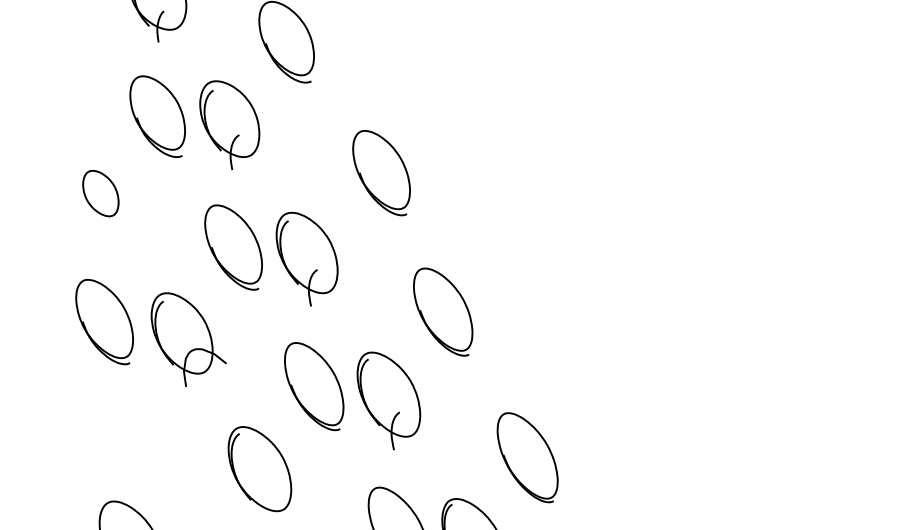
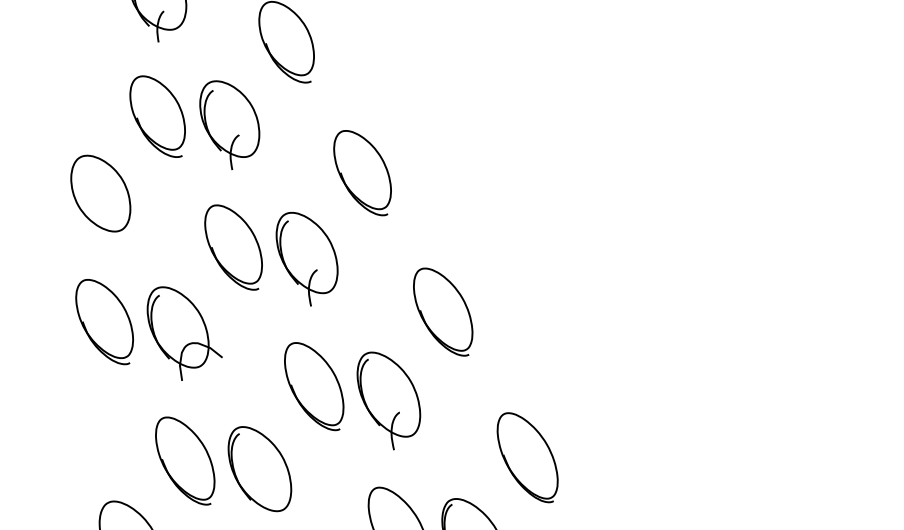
part position: (381, 173) -> (362, 173) (362, 173)
part size: 38x49 px -> 62x79 px (100, 193)
part position: (188, 339) -> (184, 333) (184, 333)
part: none -> present (185, 460)
